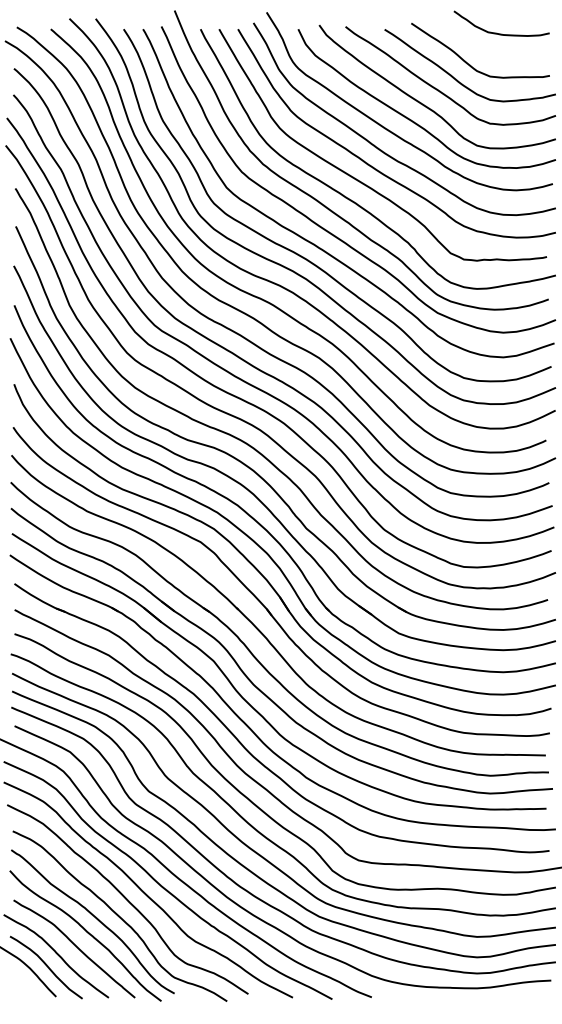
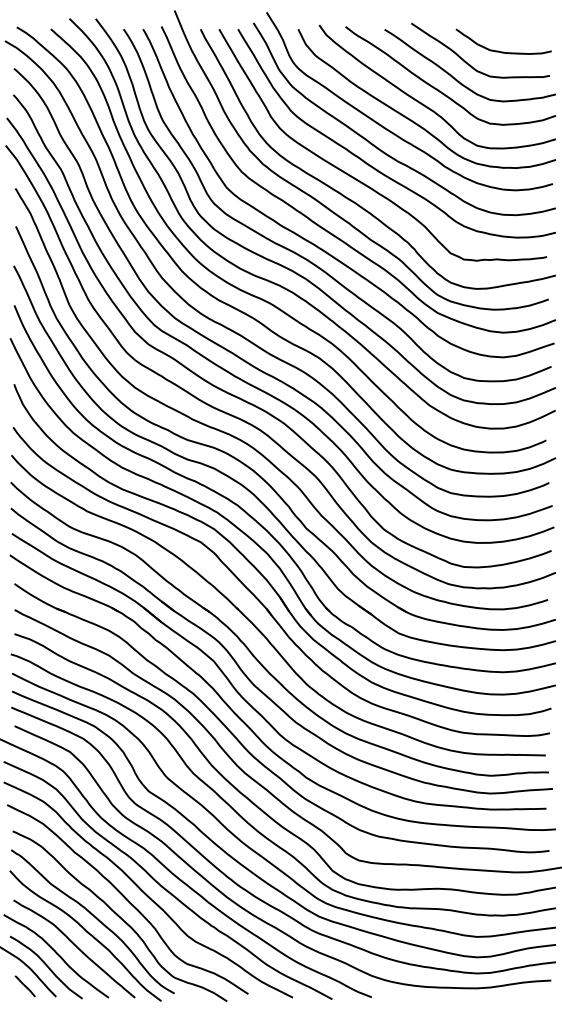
curve position: (501, 33) -> (503, 51) (503, 51)
line: none -> present (24, 986)
